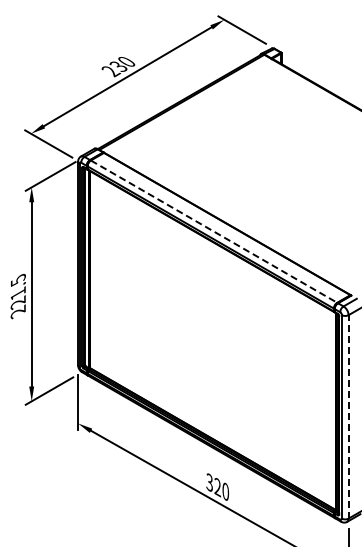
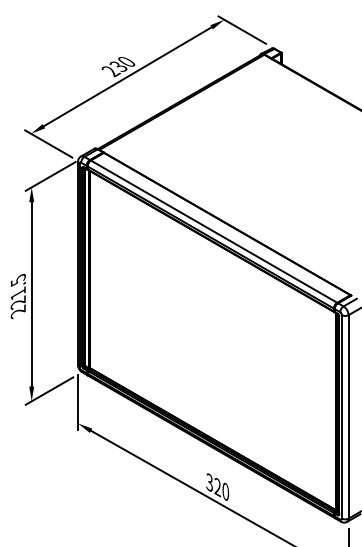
line: dashed -> solid (214, 231)
line: dashed -> solid (348, 416)
